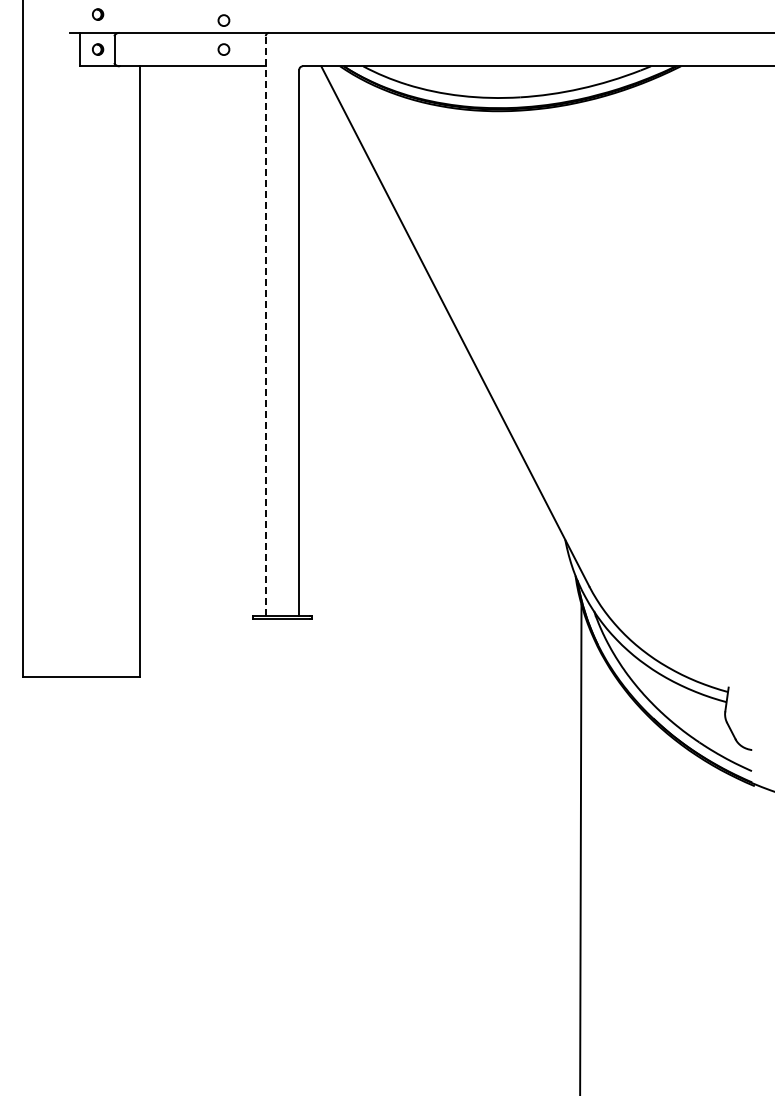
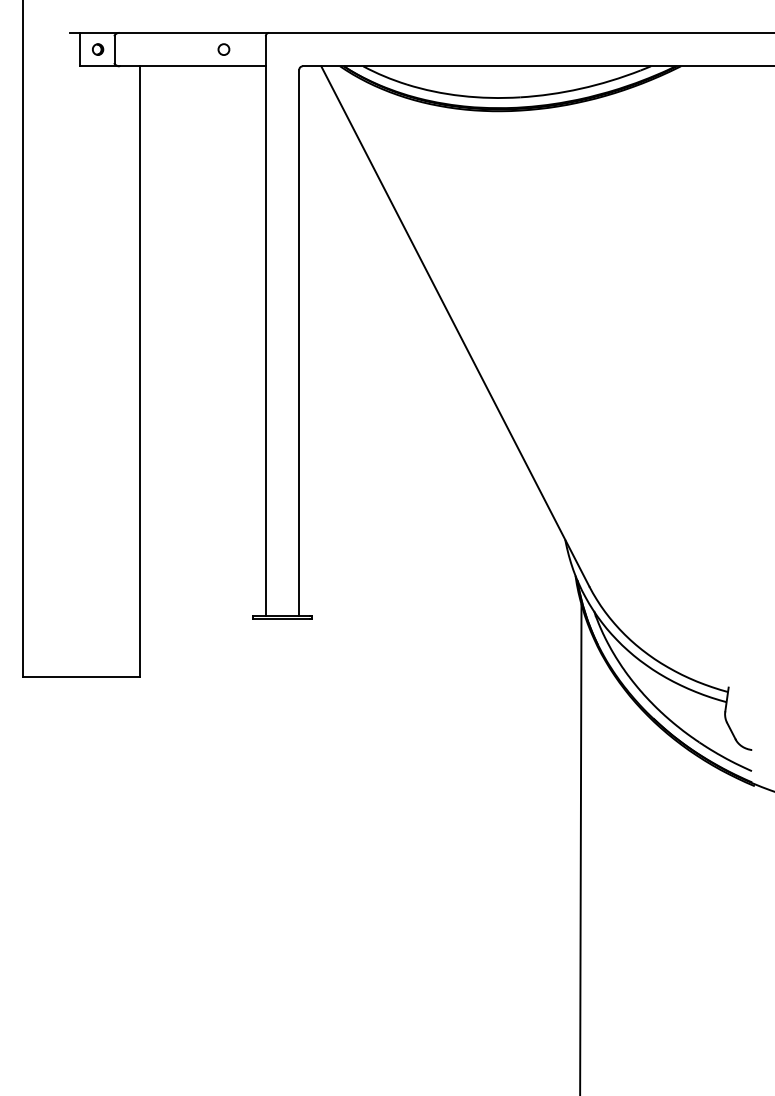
part: present -> none (98, 14)
circle: present -> none (223, 20)
line: dashed -> solid (265, 325)
